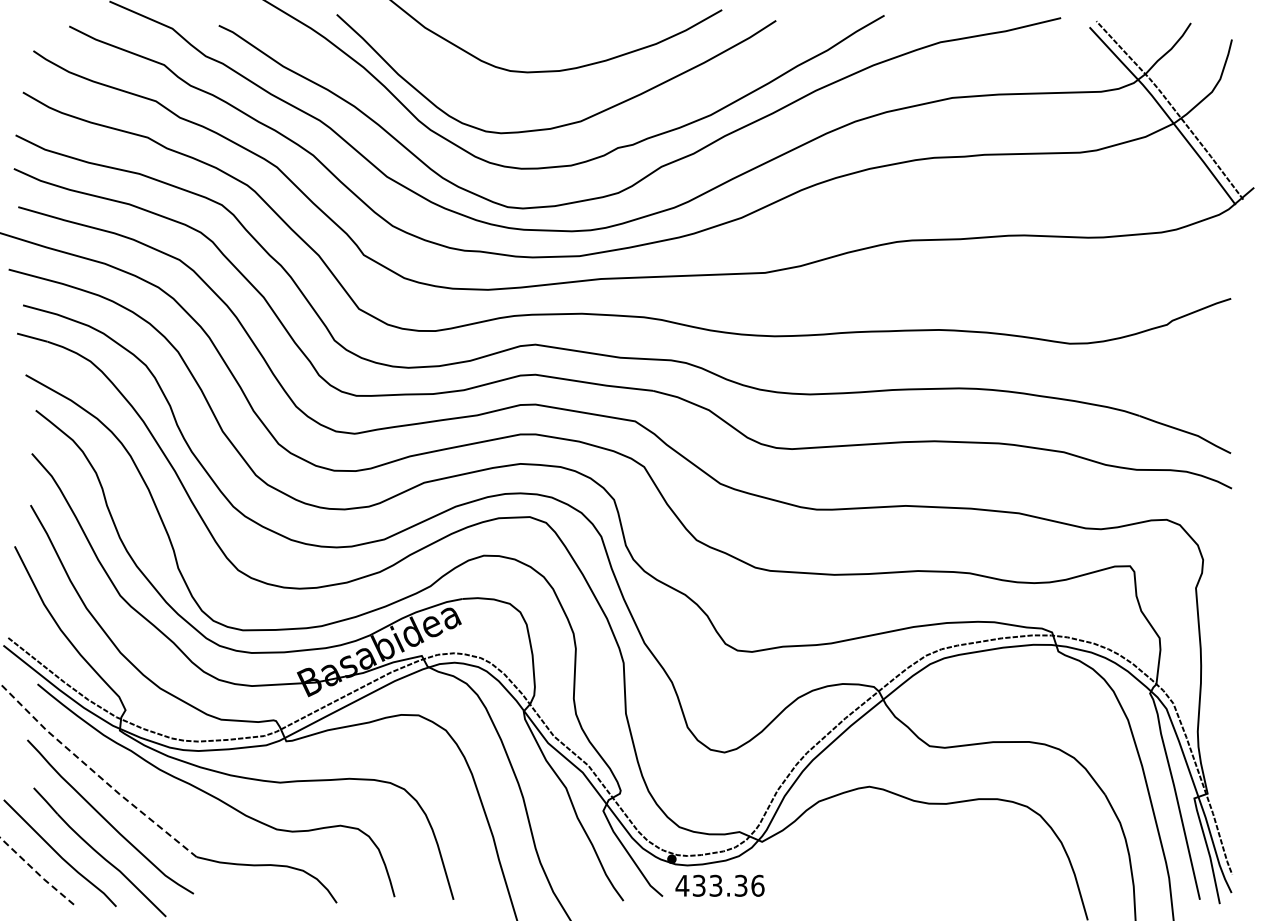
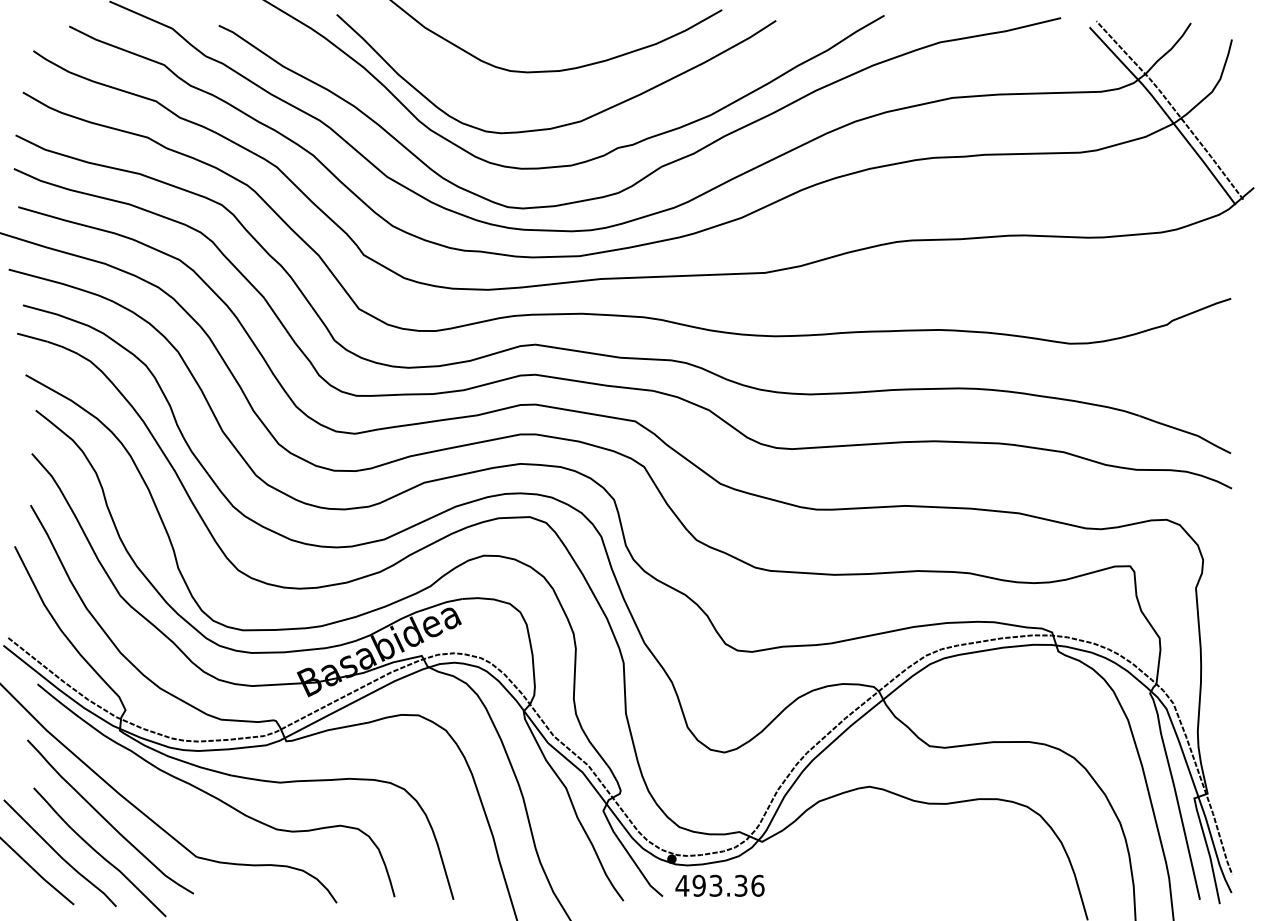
line: dashed -> solid (95, 773)
line: dashed -> solid (37, 873)
text: 433.36 -> 493.36 (698, 885)
